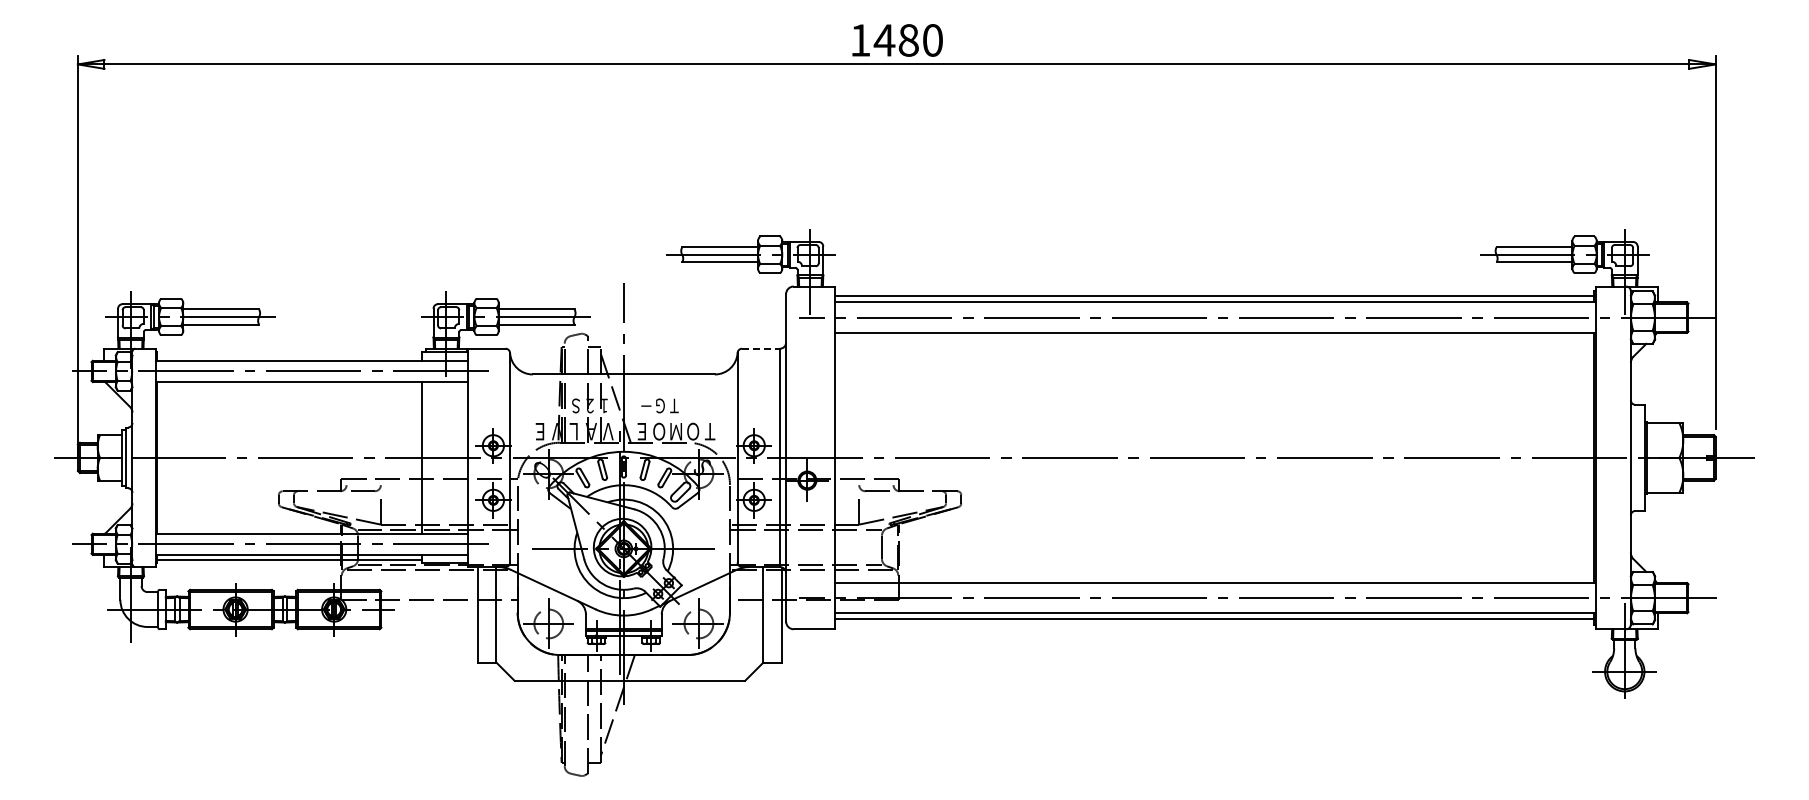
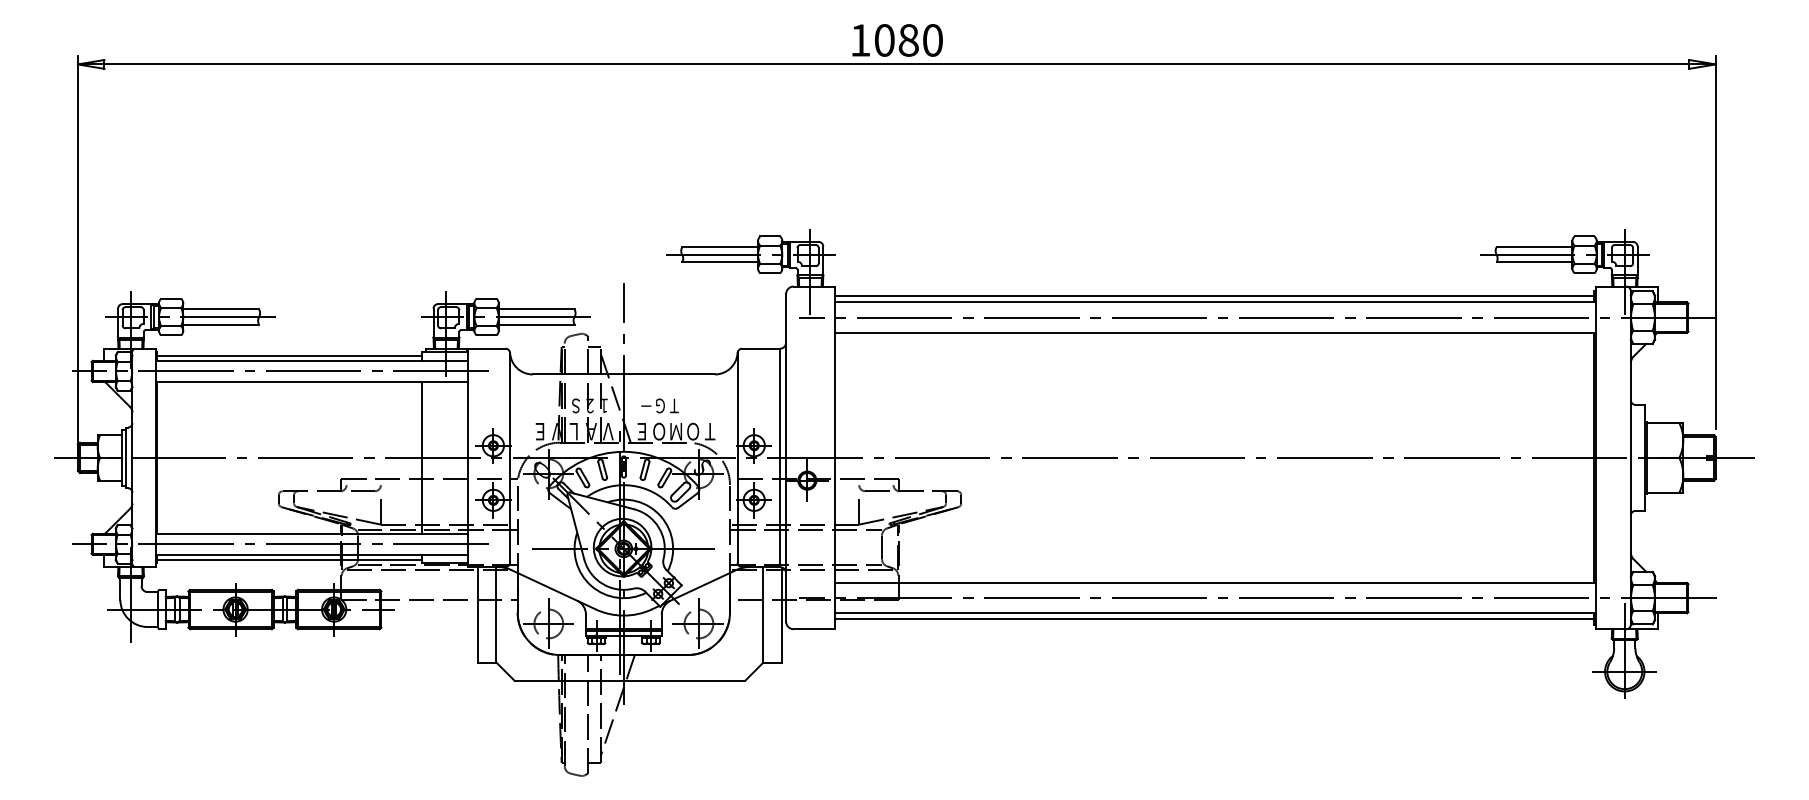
text: 1480 -> 1080 (884, 40)
line: dashed -> solid (761, 348)
line: none -> present (289, 356)
